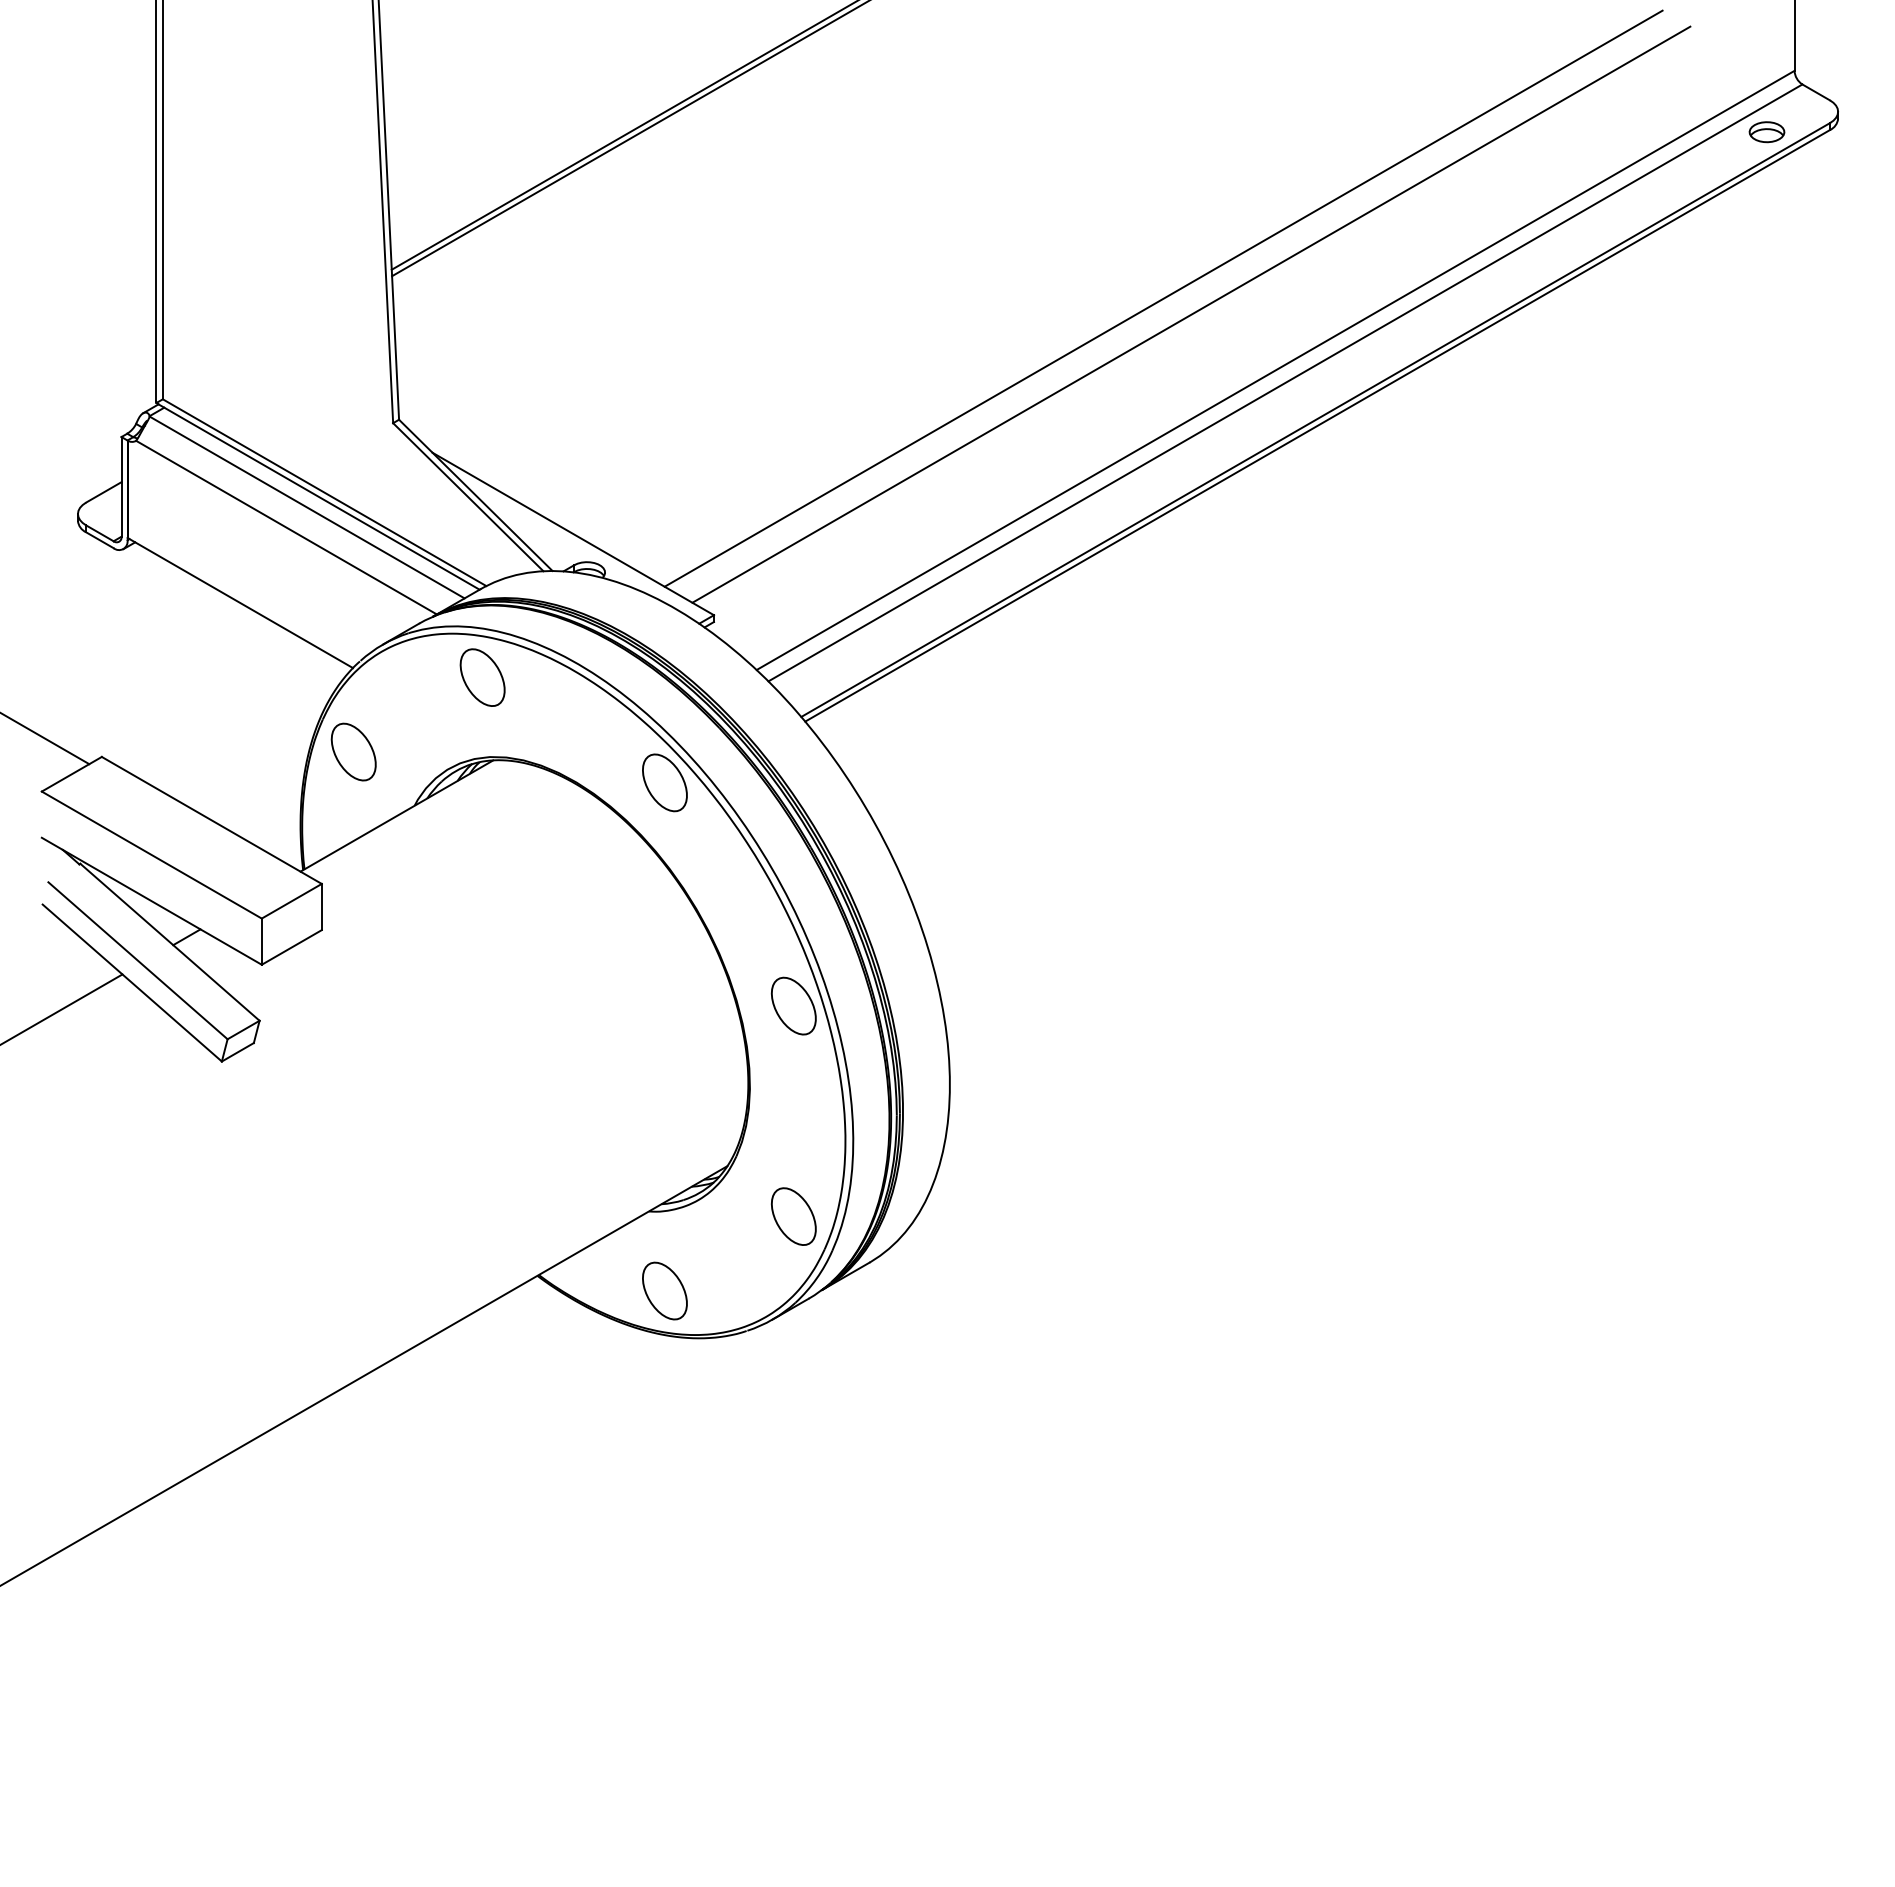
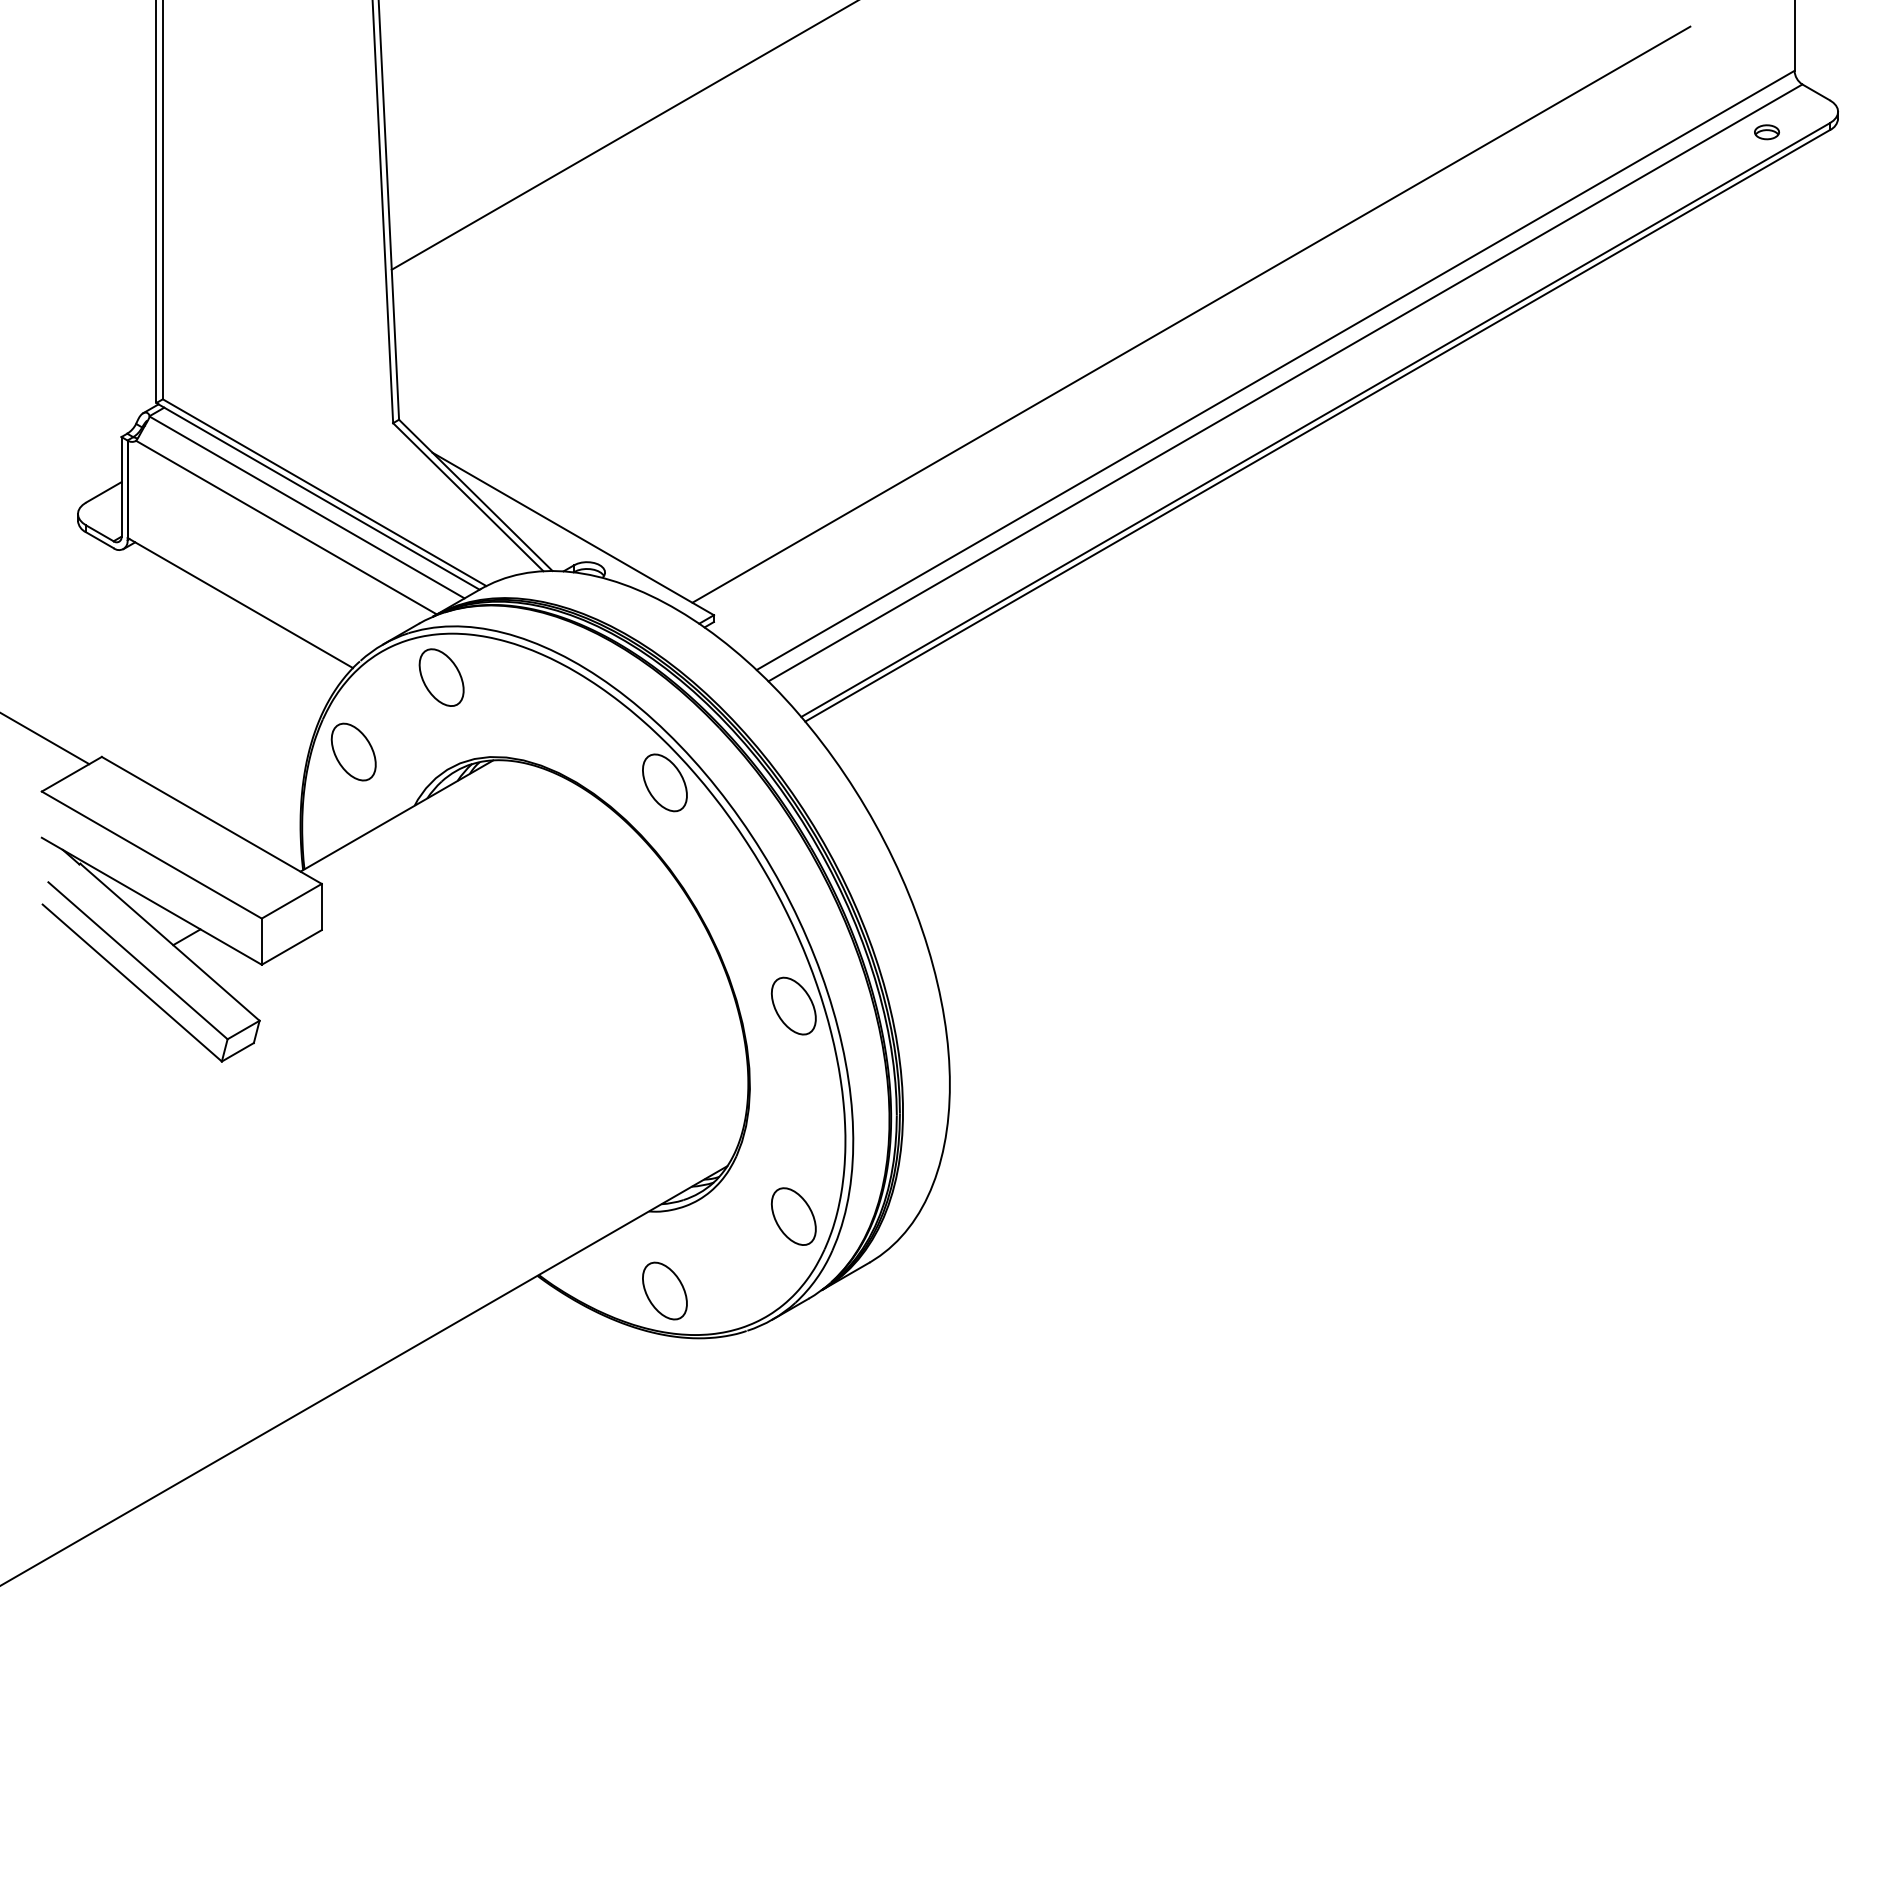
part size: 38x23 px -> 26x17 px (1766, 132)
line: present -> none (629, 139)
line: present -> none (1163, 298)
part position: (482, 677) -> (441, 677) (441, 677)
line: present -> none (62, 1008)
